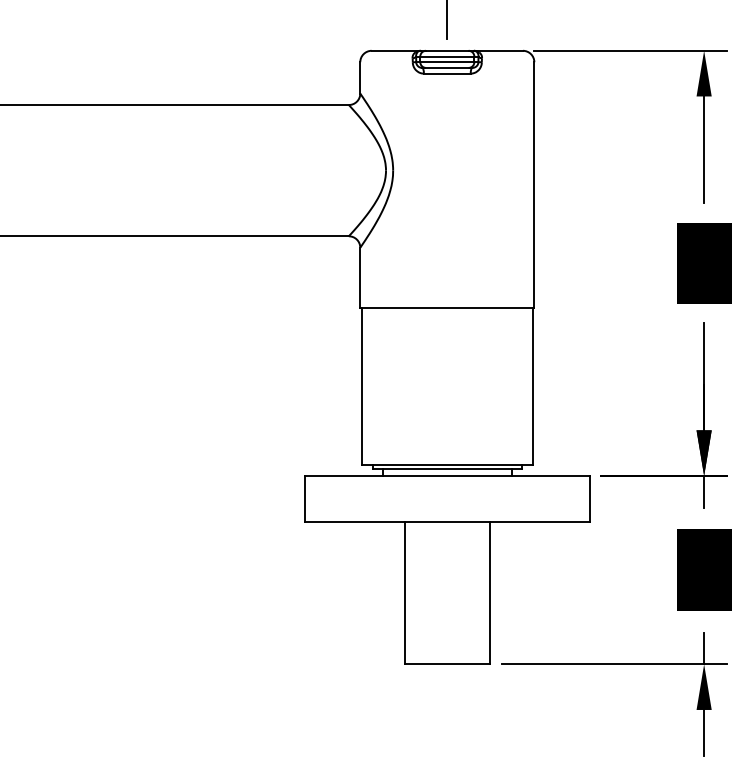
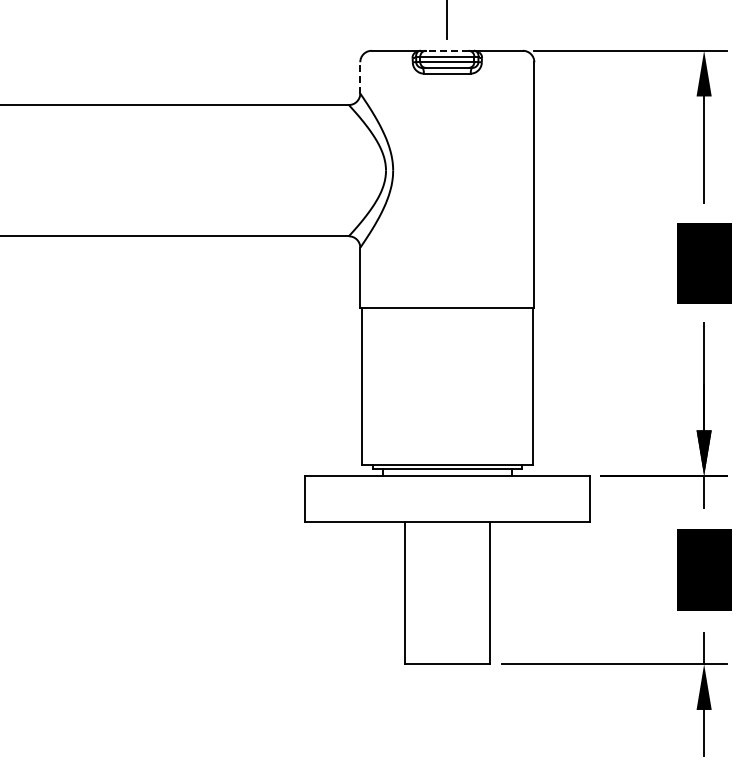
line: solid -> dashed (446, 50)
line: solid -> dashed (360, 77)
